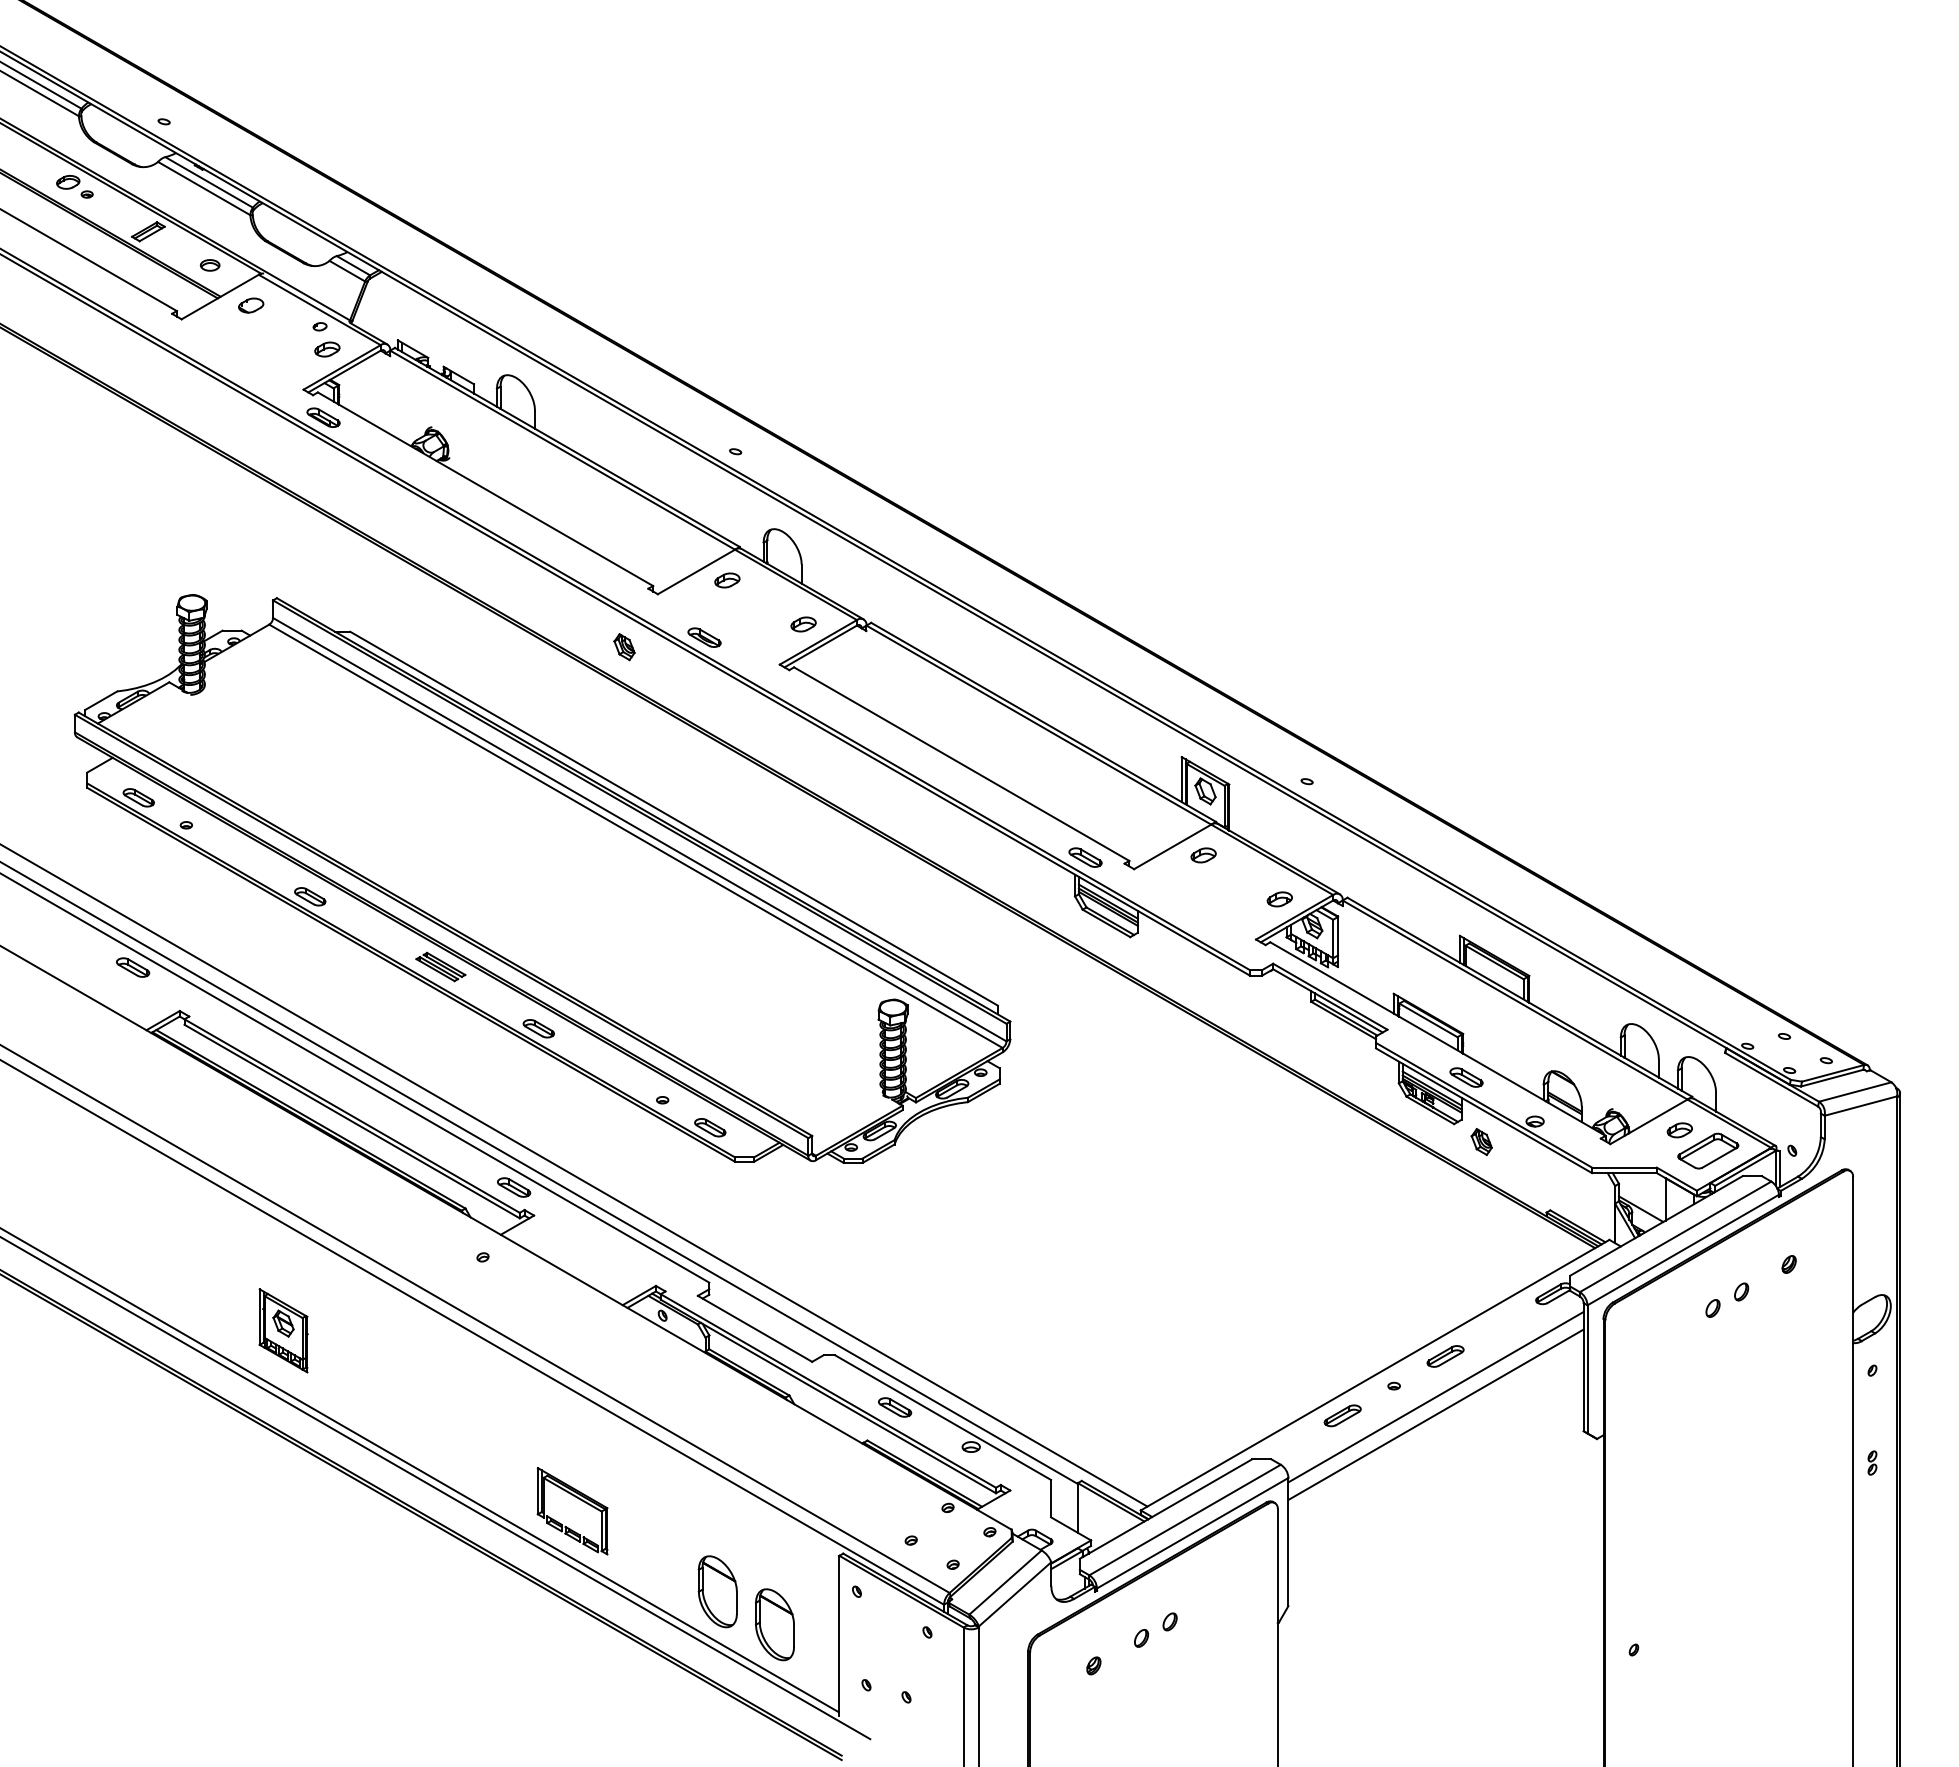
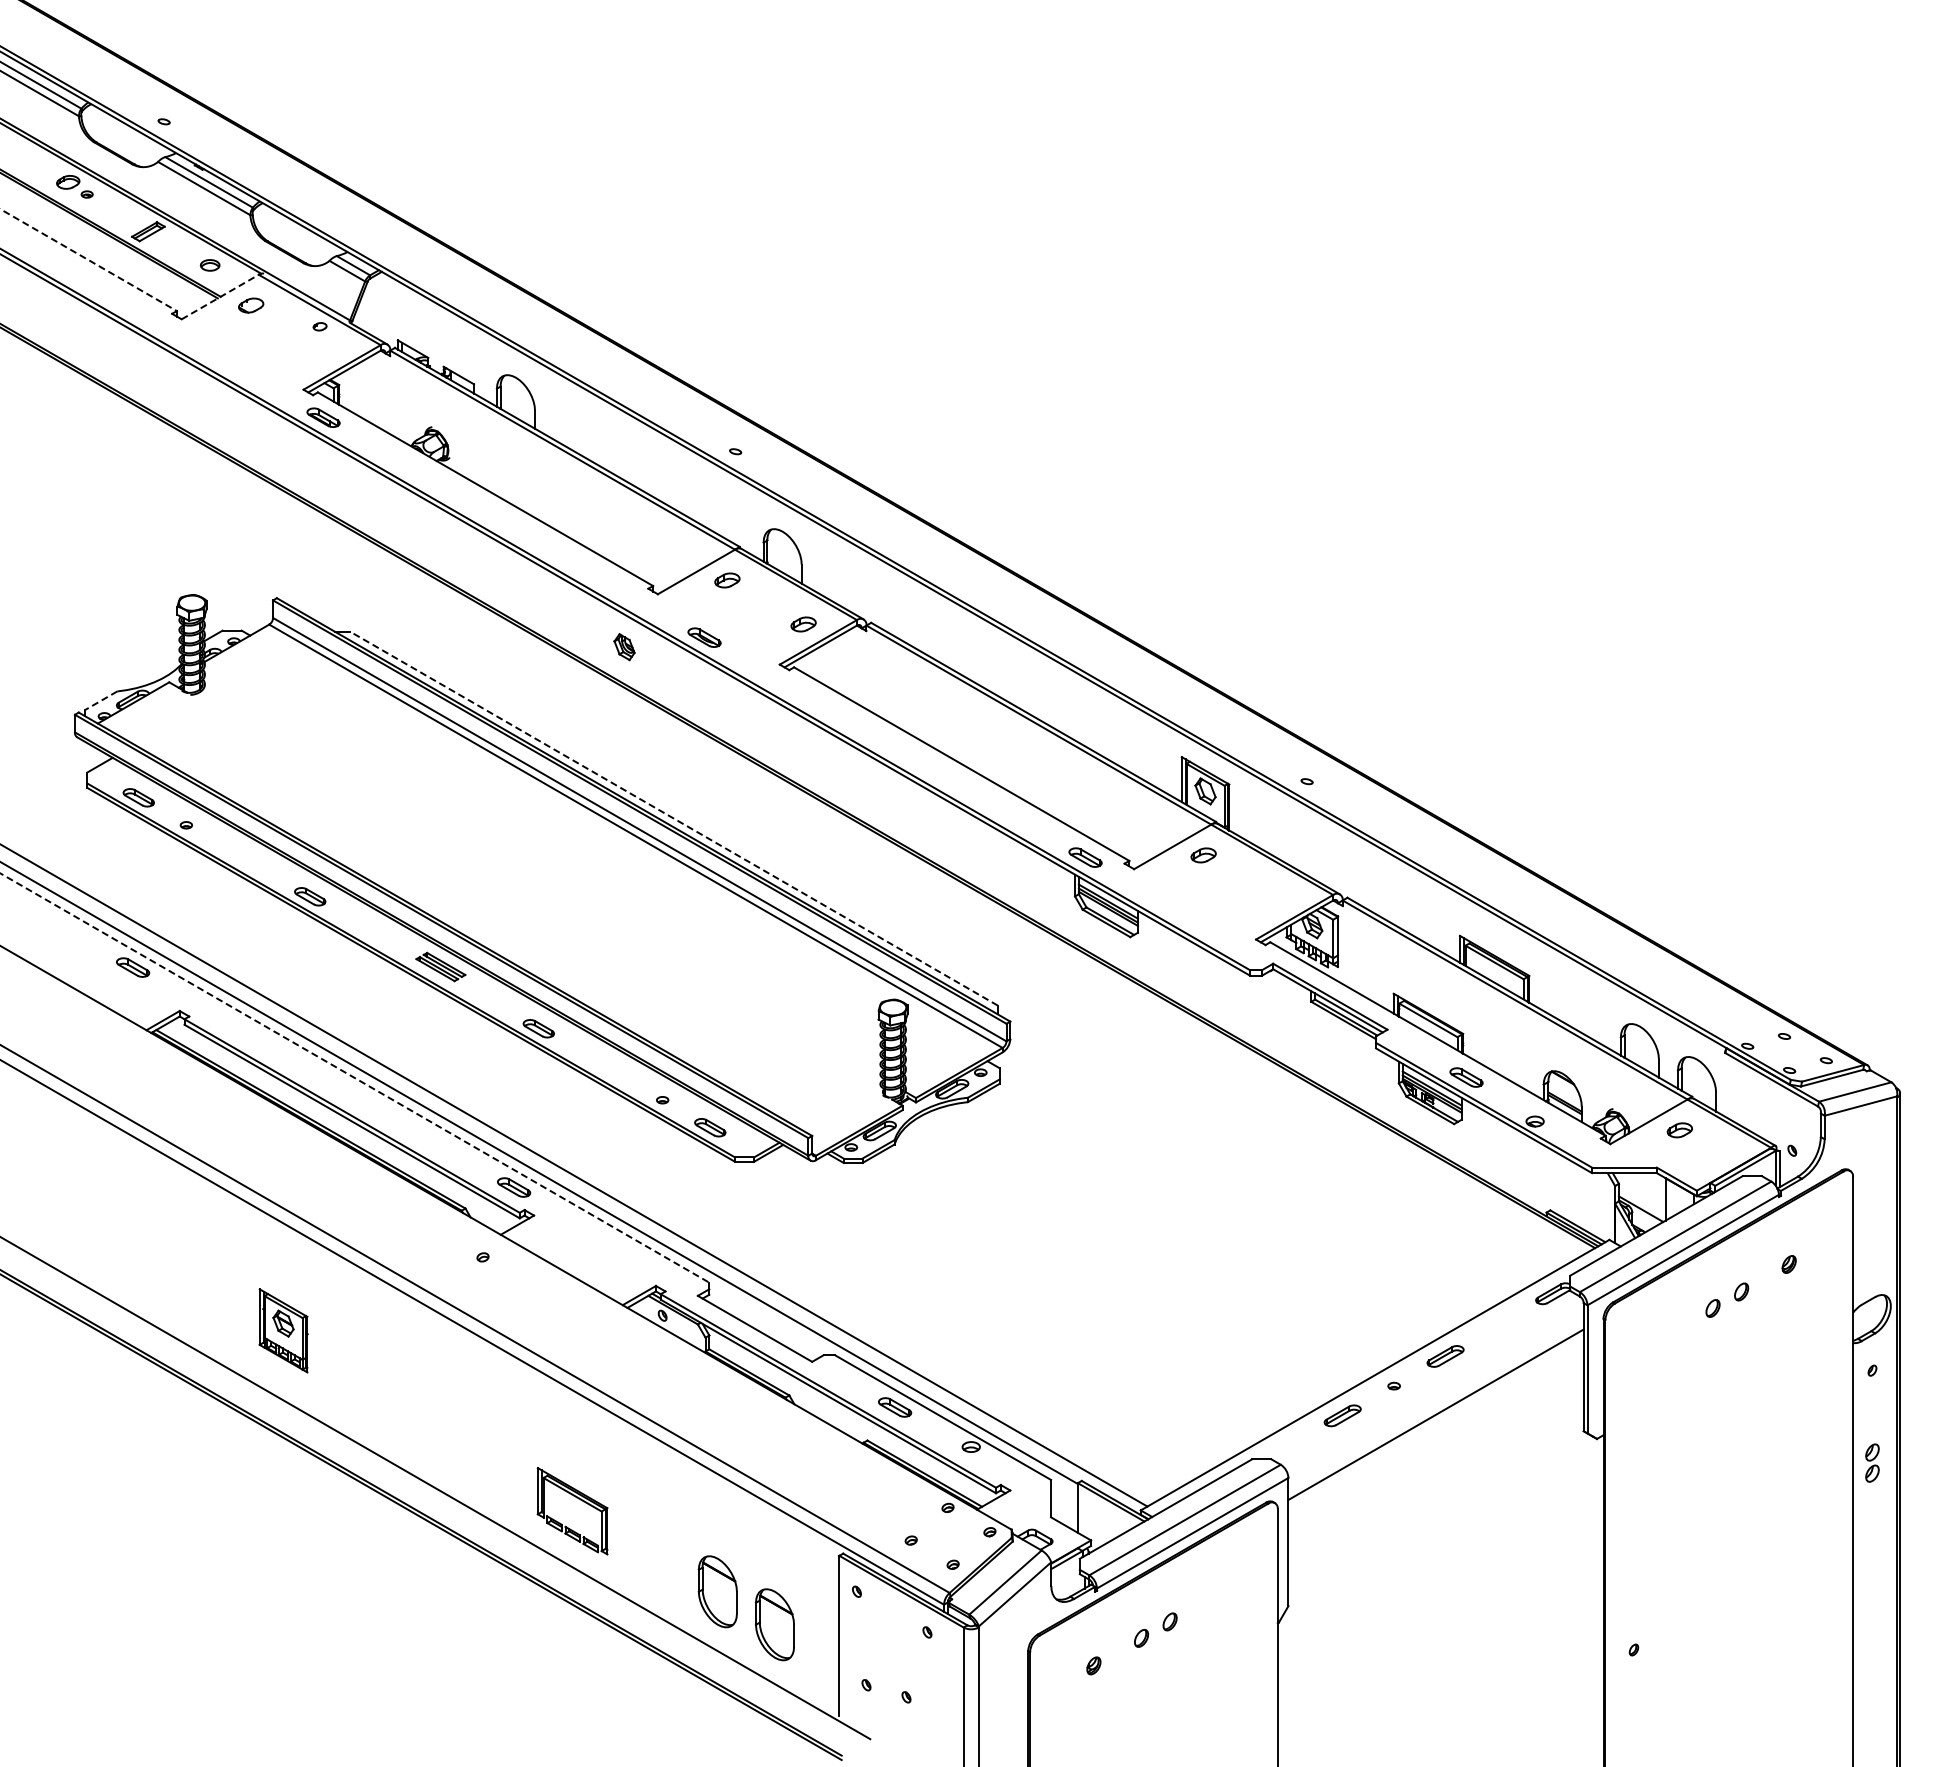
line: solid -> dashed (88, 260)
line: solid -> dashed (220, 297)
part: present -> none (327, 349)
line: solid -> dashed (100, 700)
line: solid -> dashed (674, 818)
part: present -> none (1279, 899)
line: solid -> dashed (355, 1078)
part: present -> none (1481, 1141)
part: present -> none (1708, 1150)
line: present -> none (1435, 1396)
part size: 11x26 px -> 15x40 px (1872, 1462)
line: present -> none (420, 1470)
